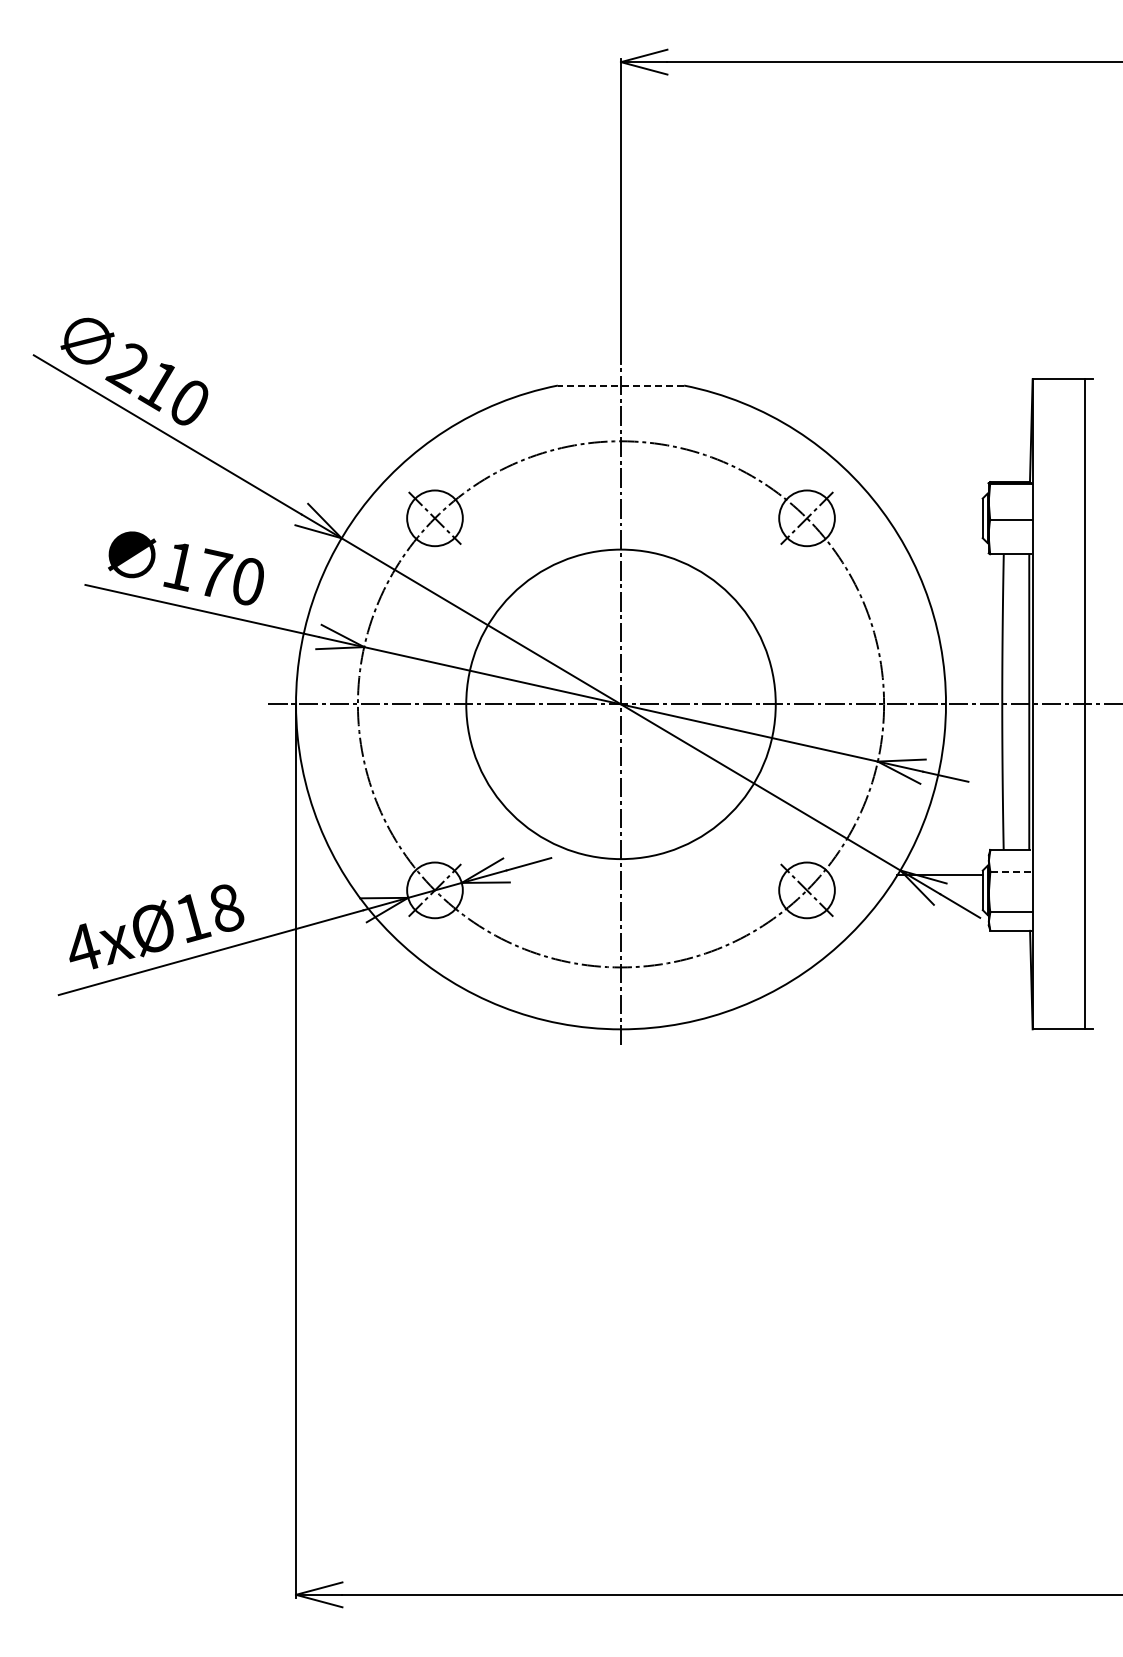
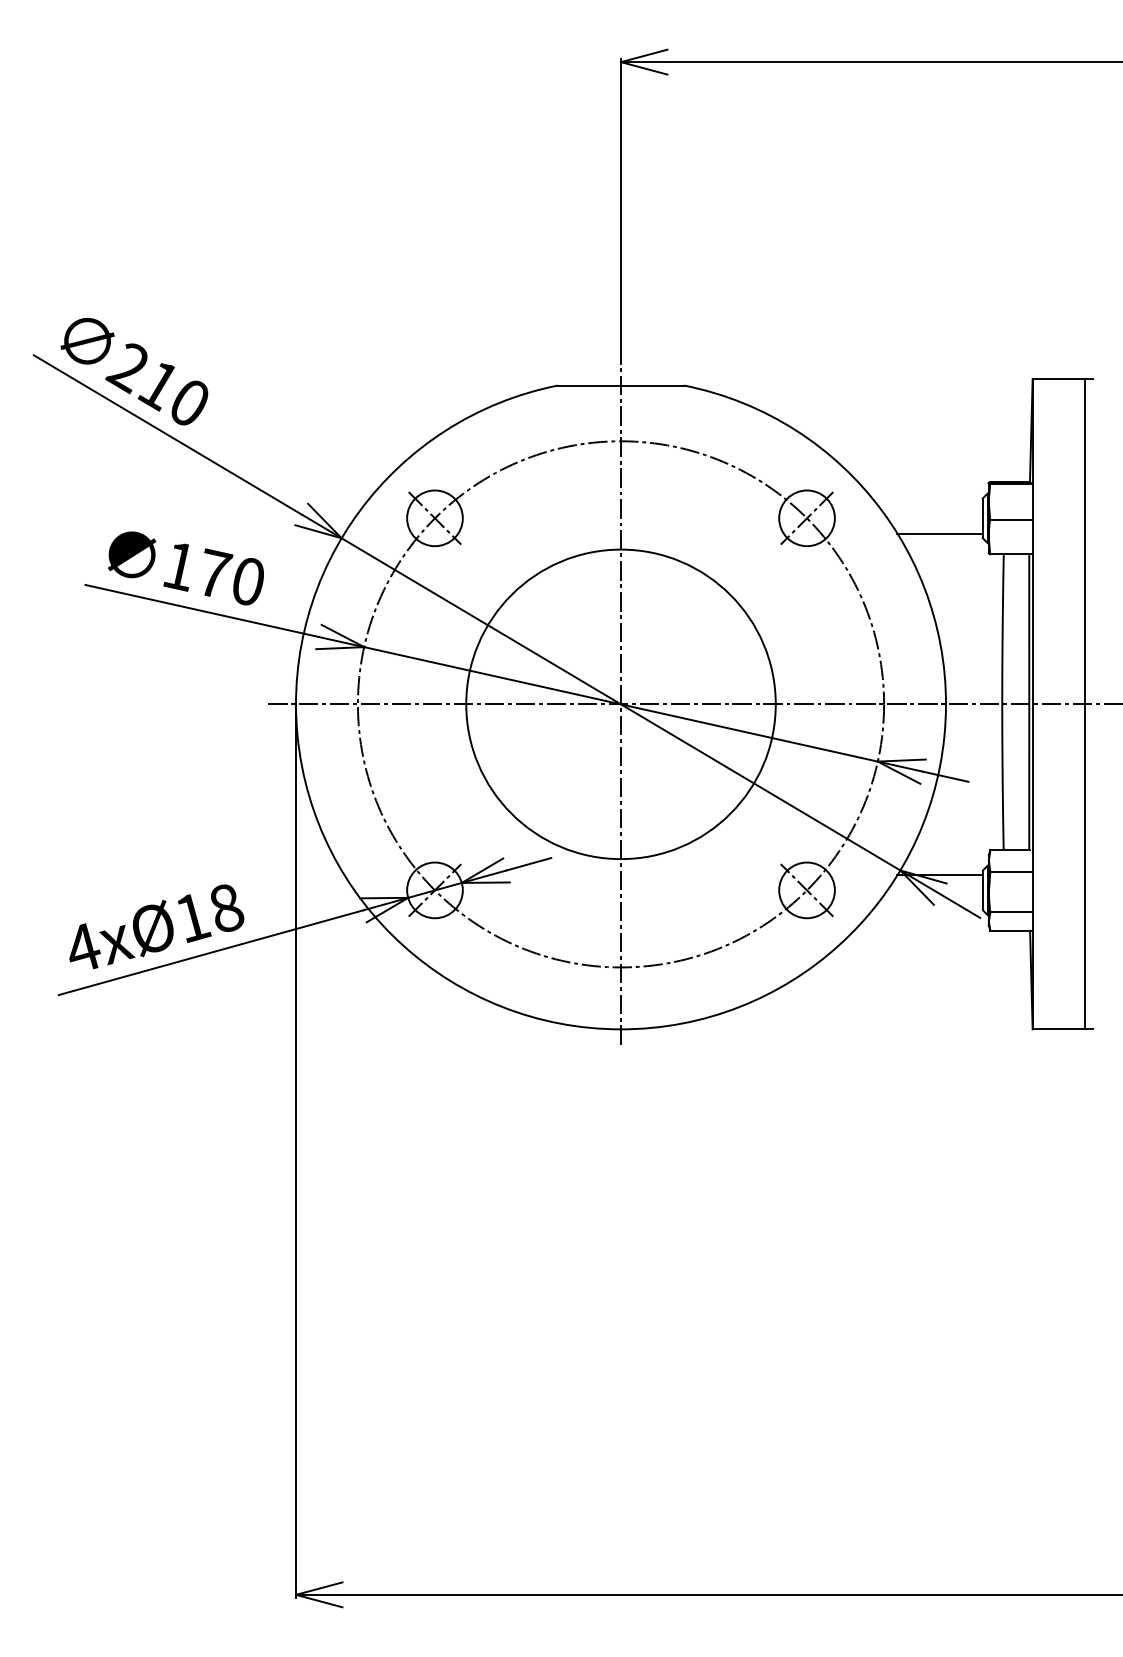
line: dashed -> solid (620, 385)
line: none -> present (939, 533)
line: dashed -> solid (1010, 871)
